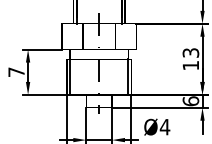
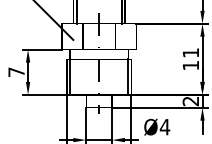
line: none -> present (54, 20)
text: 13 -> 11 (190, 52)
text: 6 -> 2 (190, 101)
